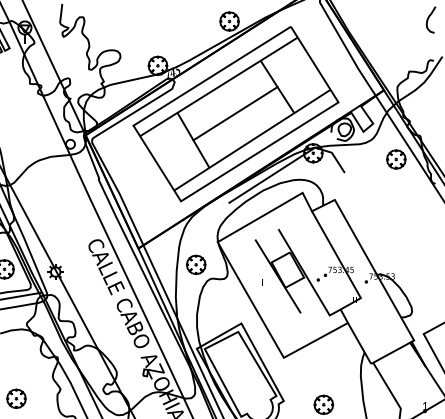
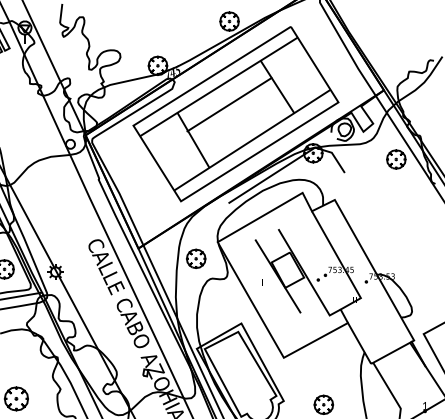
curve: present -> none (429, 18)
line position: (235, 113) -> (229, 104) (229, 104)
part position: (196, 264) -> (196, 258) (196, 258)
part size: 21x21 px -> 26x26 px (15, 398)
